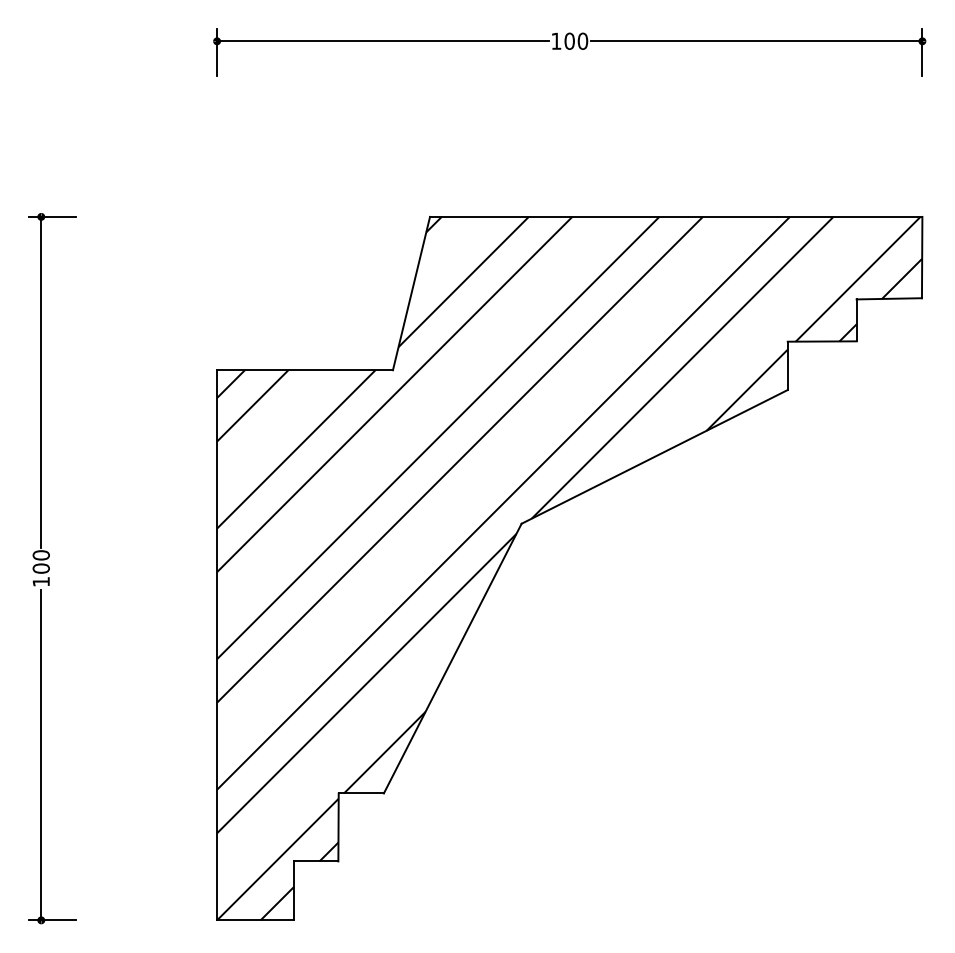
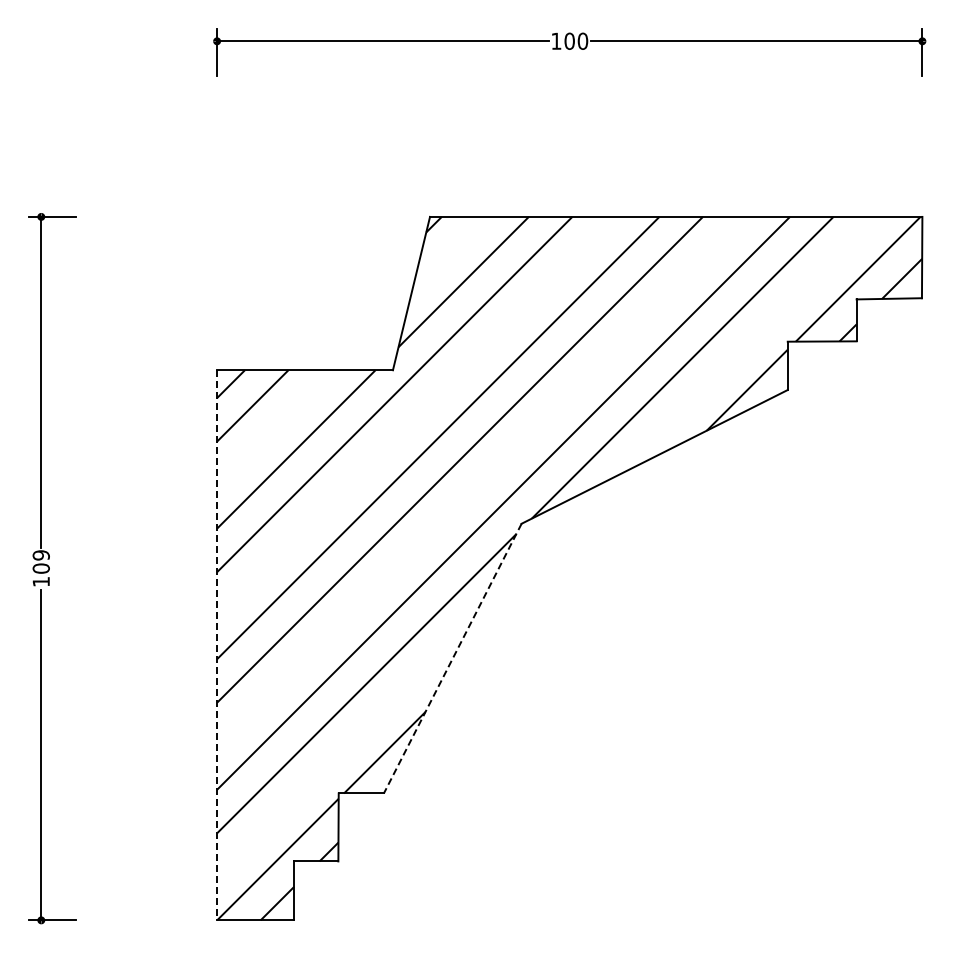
text: 100 -> 109 (41, 555)
line: solid -> dashed (217, 645)
line: solid -> dashed (452, 659)
